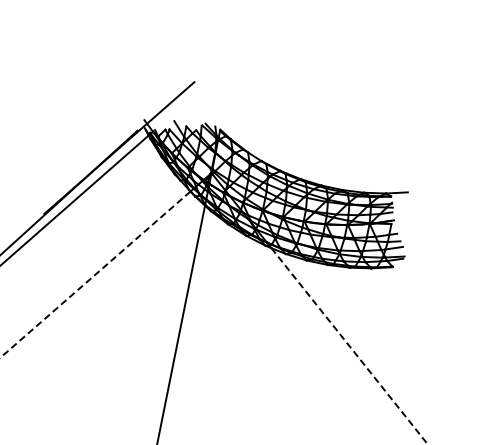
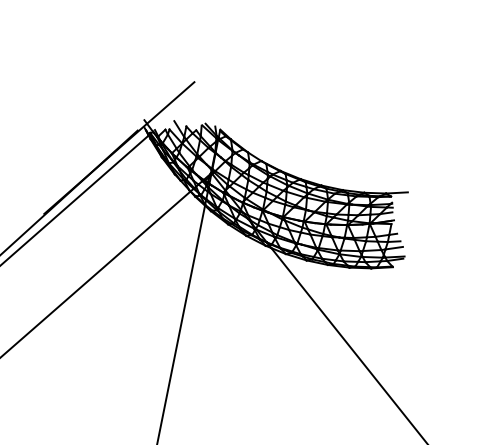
line: dashed -> solid (94, 275)
line: dashed -> solid (349, 346)
